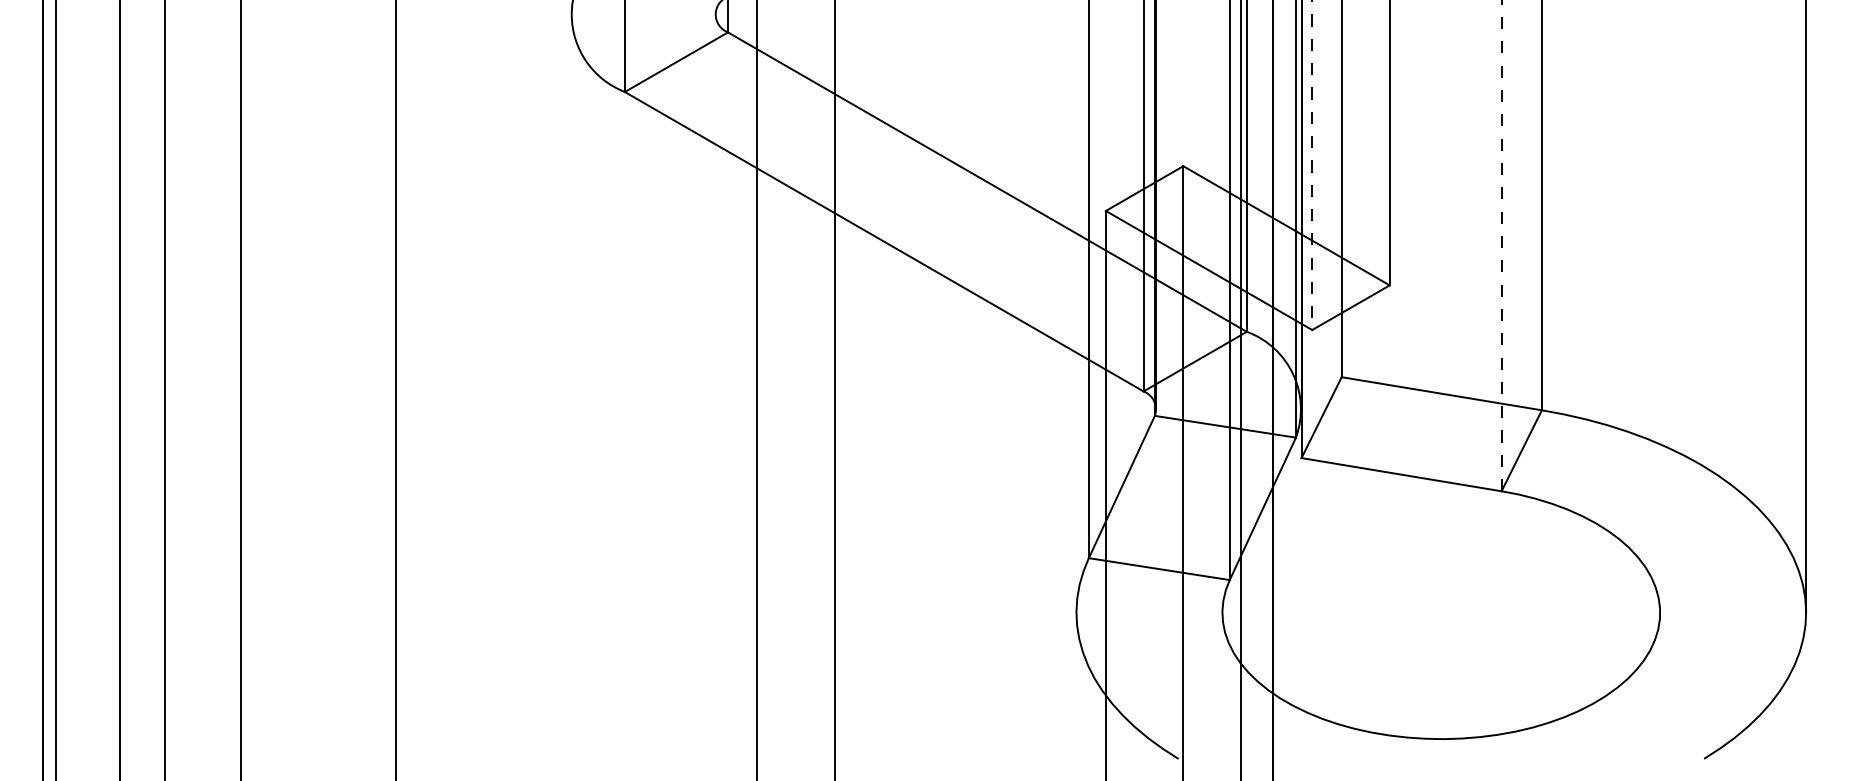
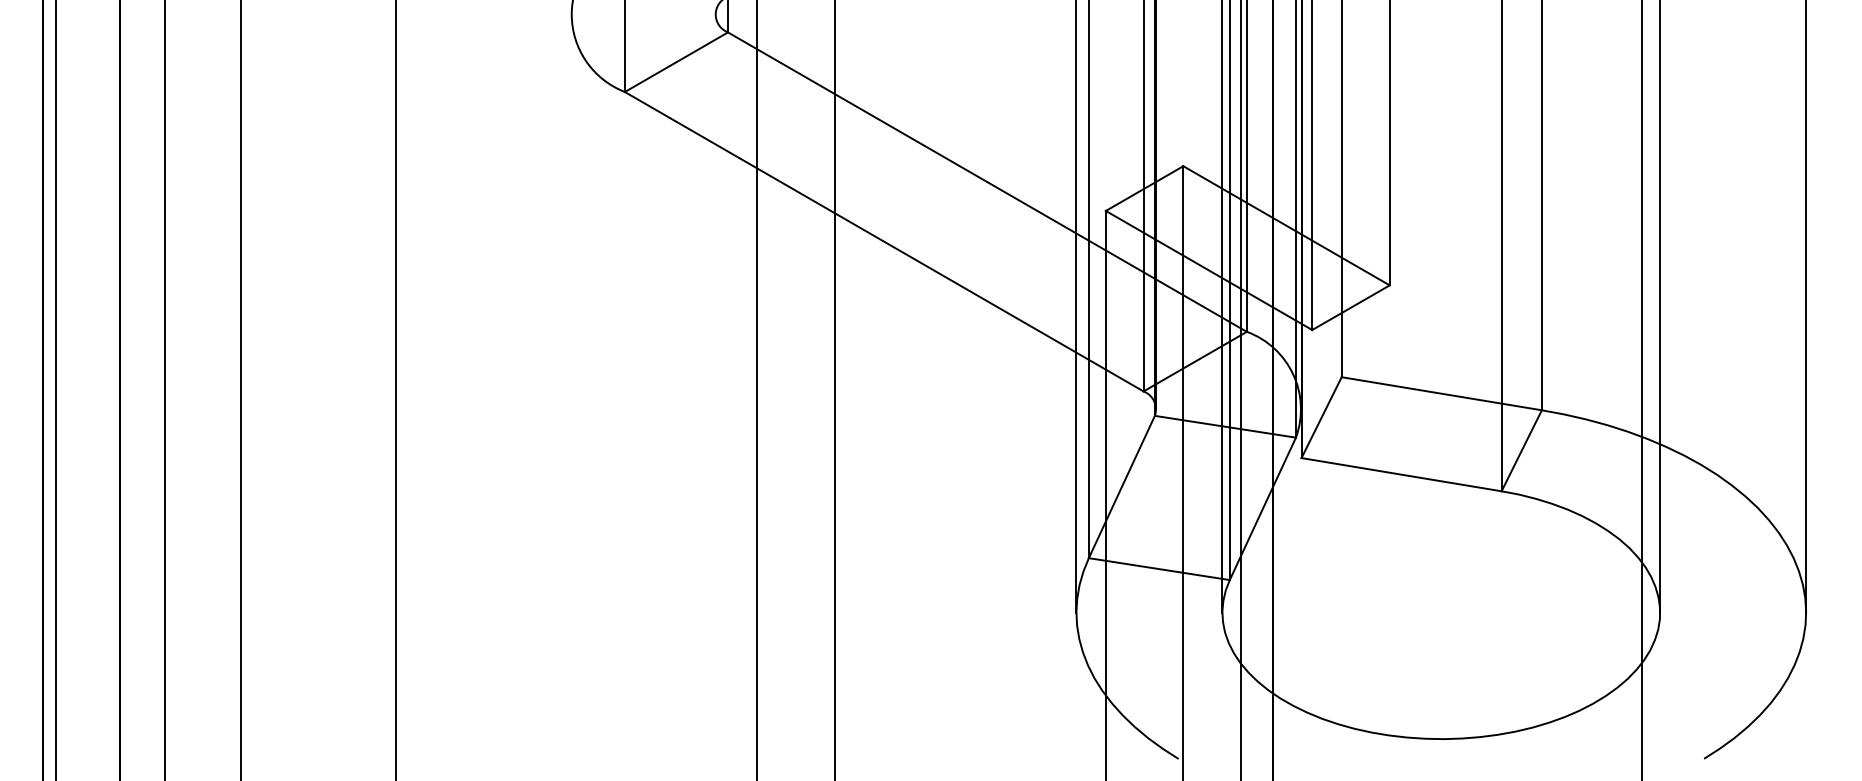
line: dashed -> solid (1312, 165)
line: dashed -> solid (1501, 245)
line: none -> present (1076, 307)
line: none -> present (1222, 307)
line: none -> present (1660, 307)
line: none -> present (1641, 389)
